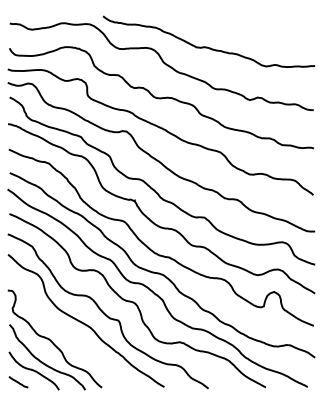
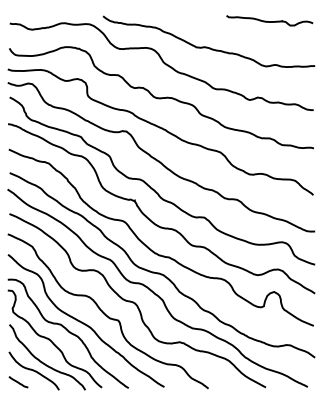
curve: none -> present (269, 21)
curve: none -> present (68, 332)
